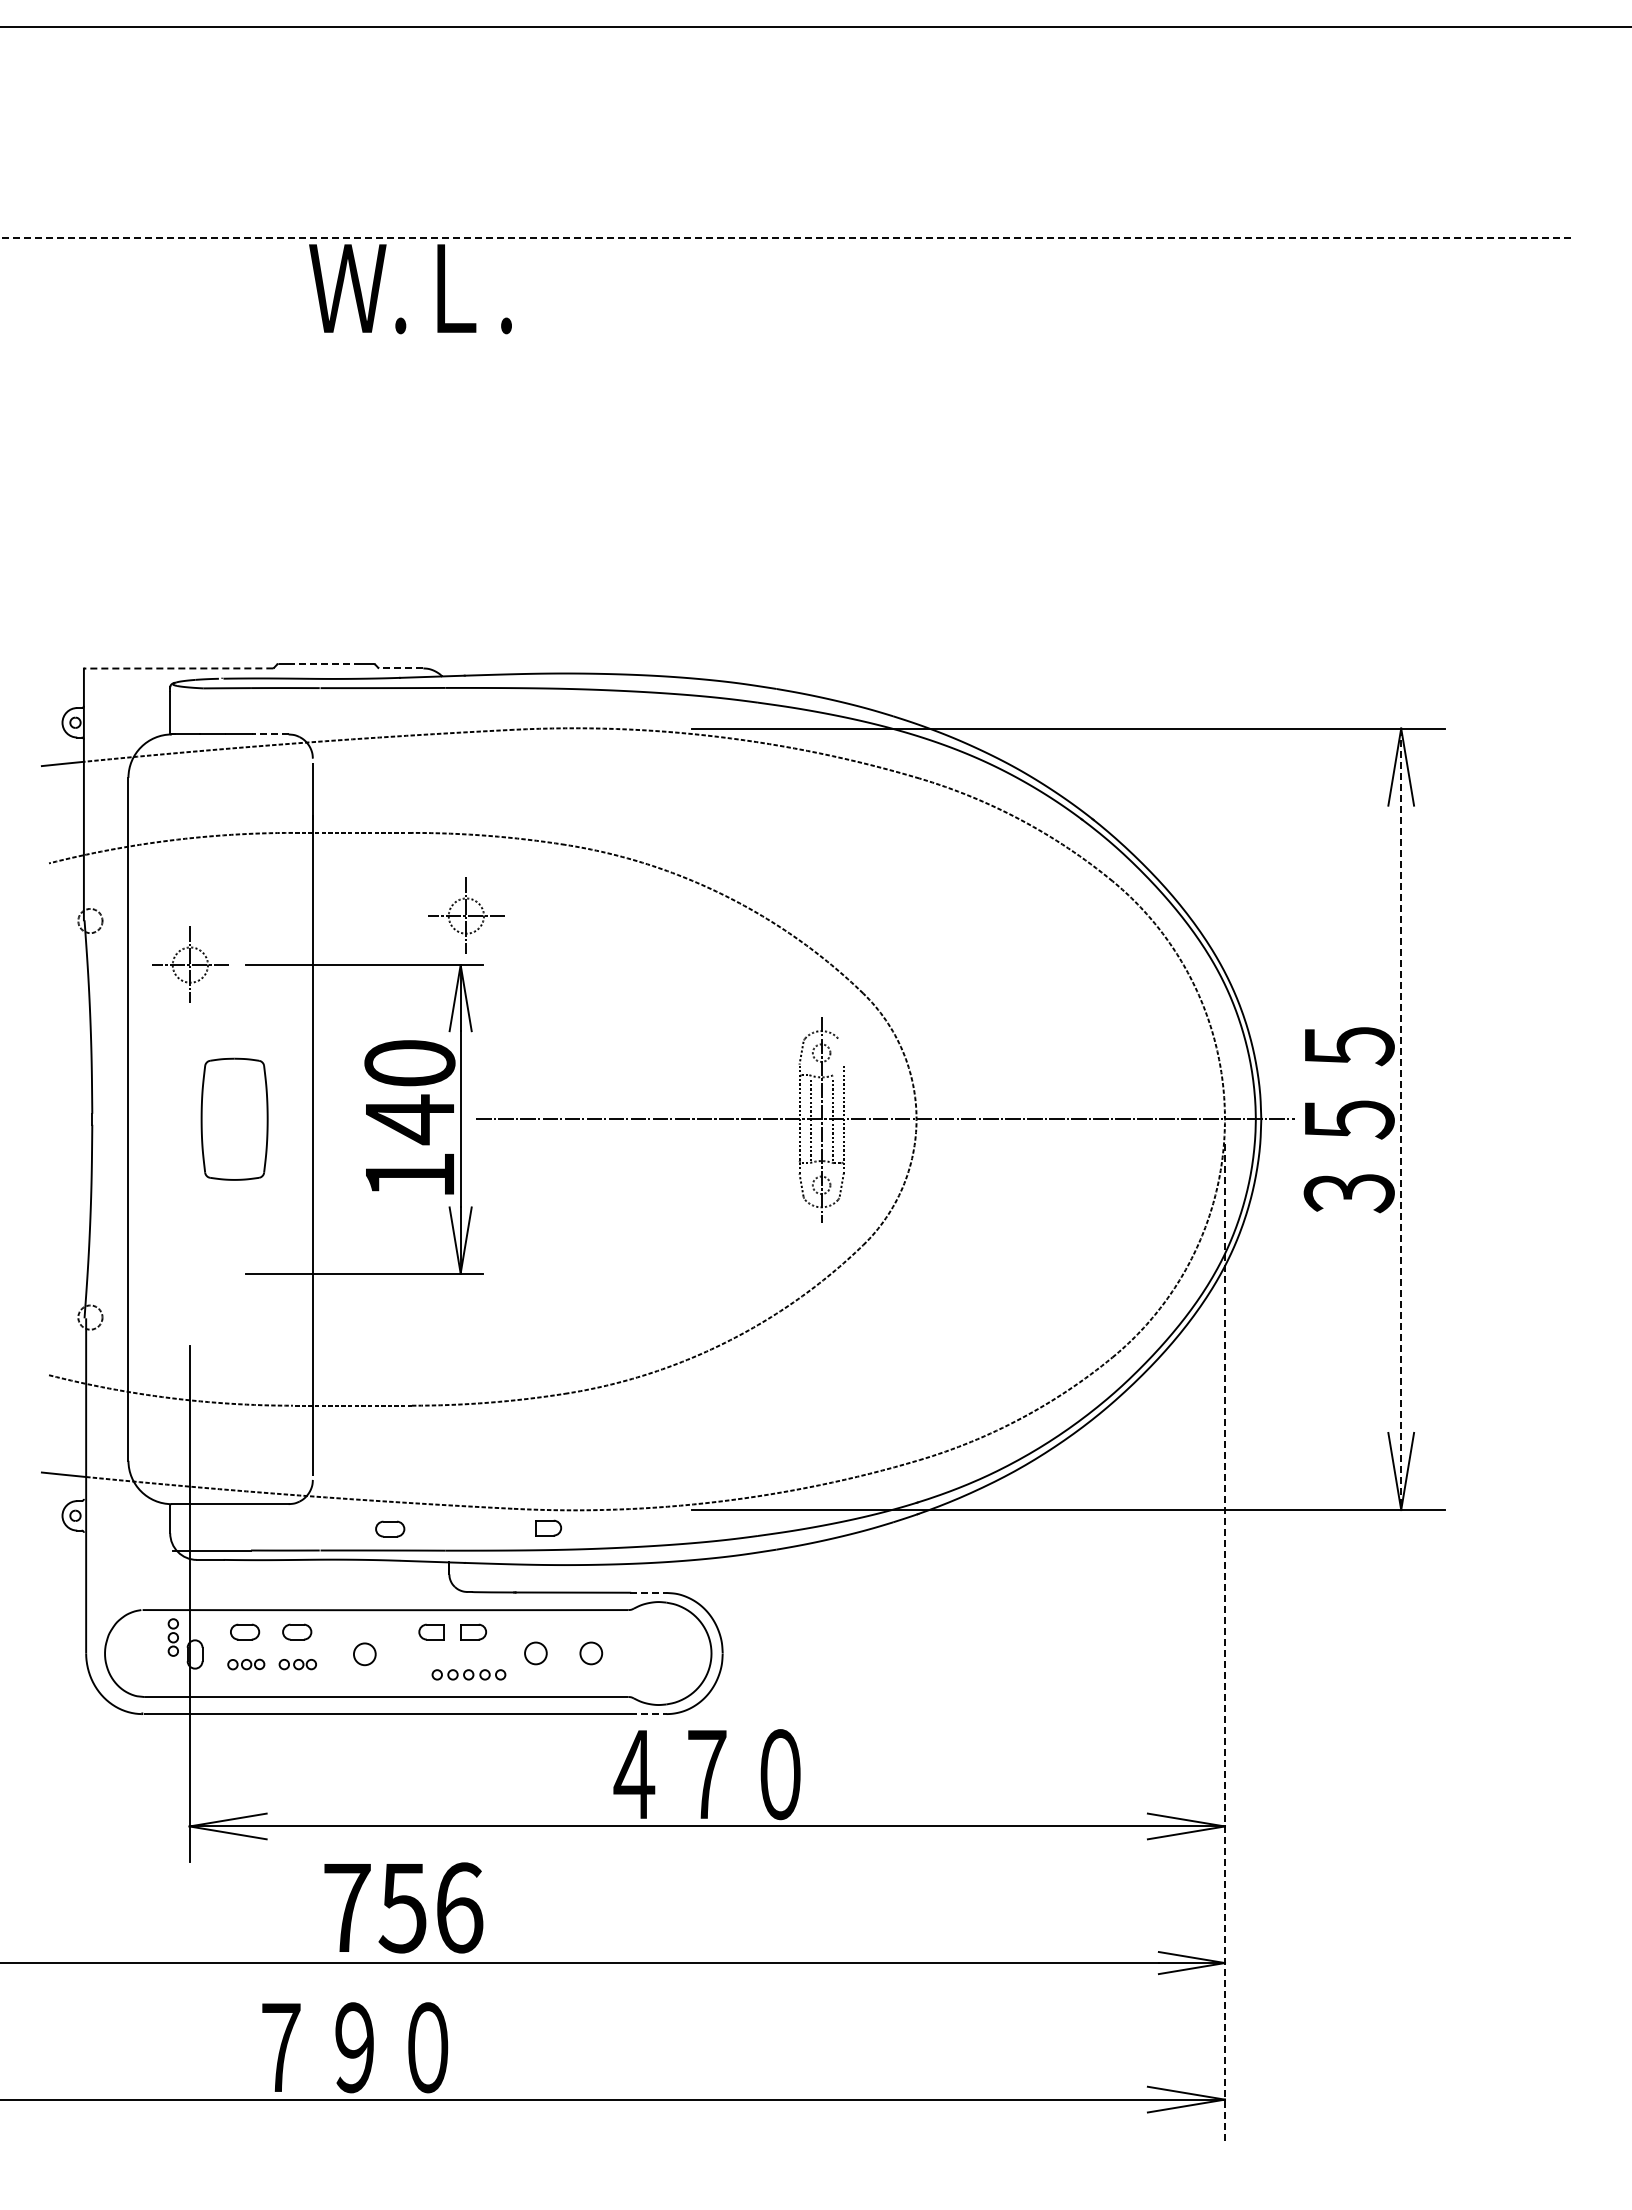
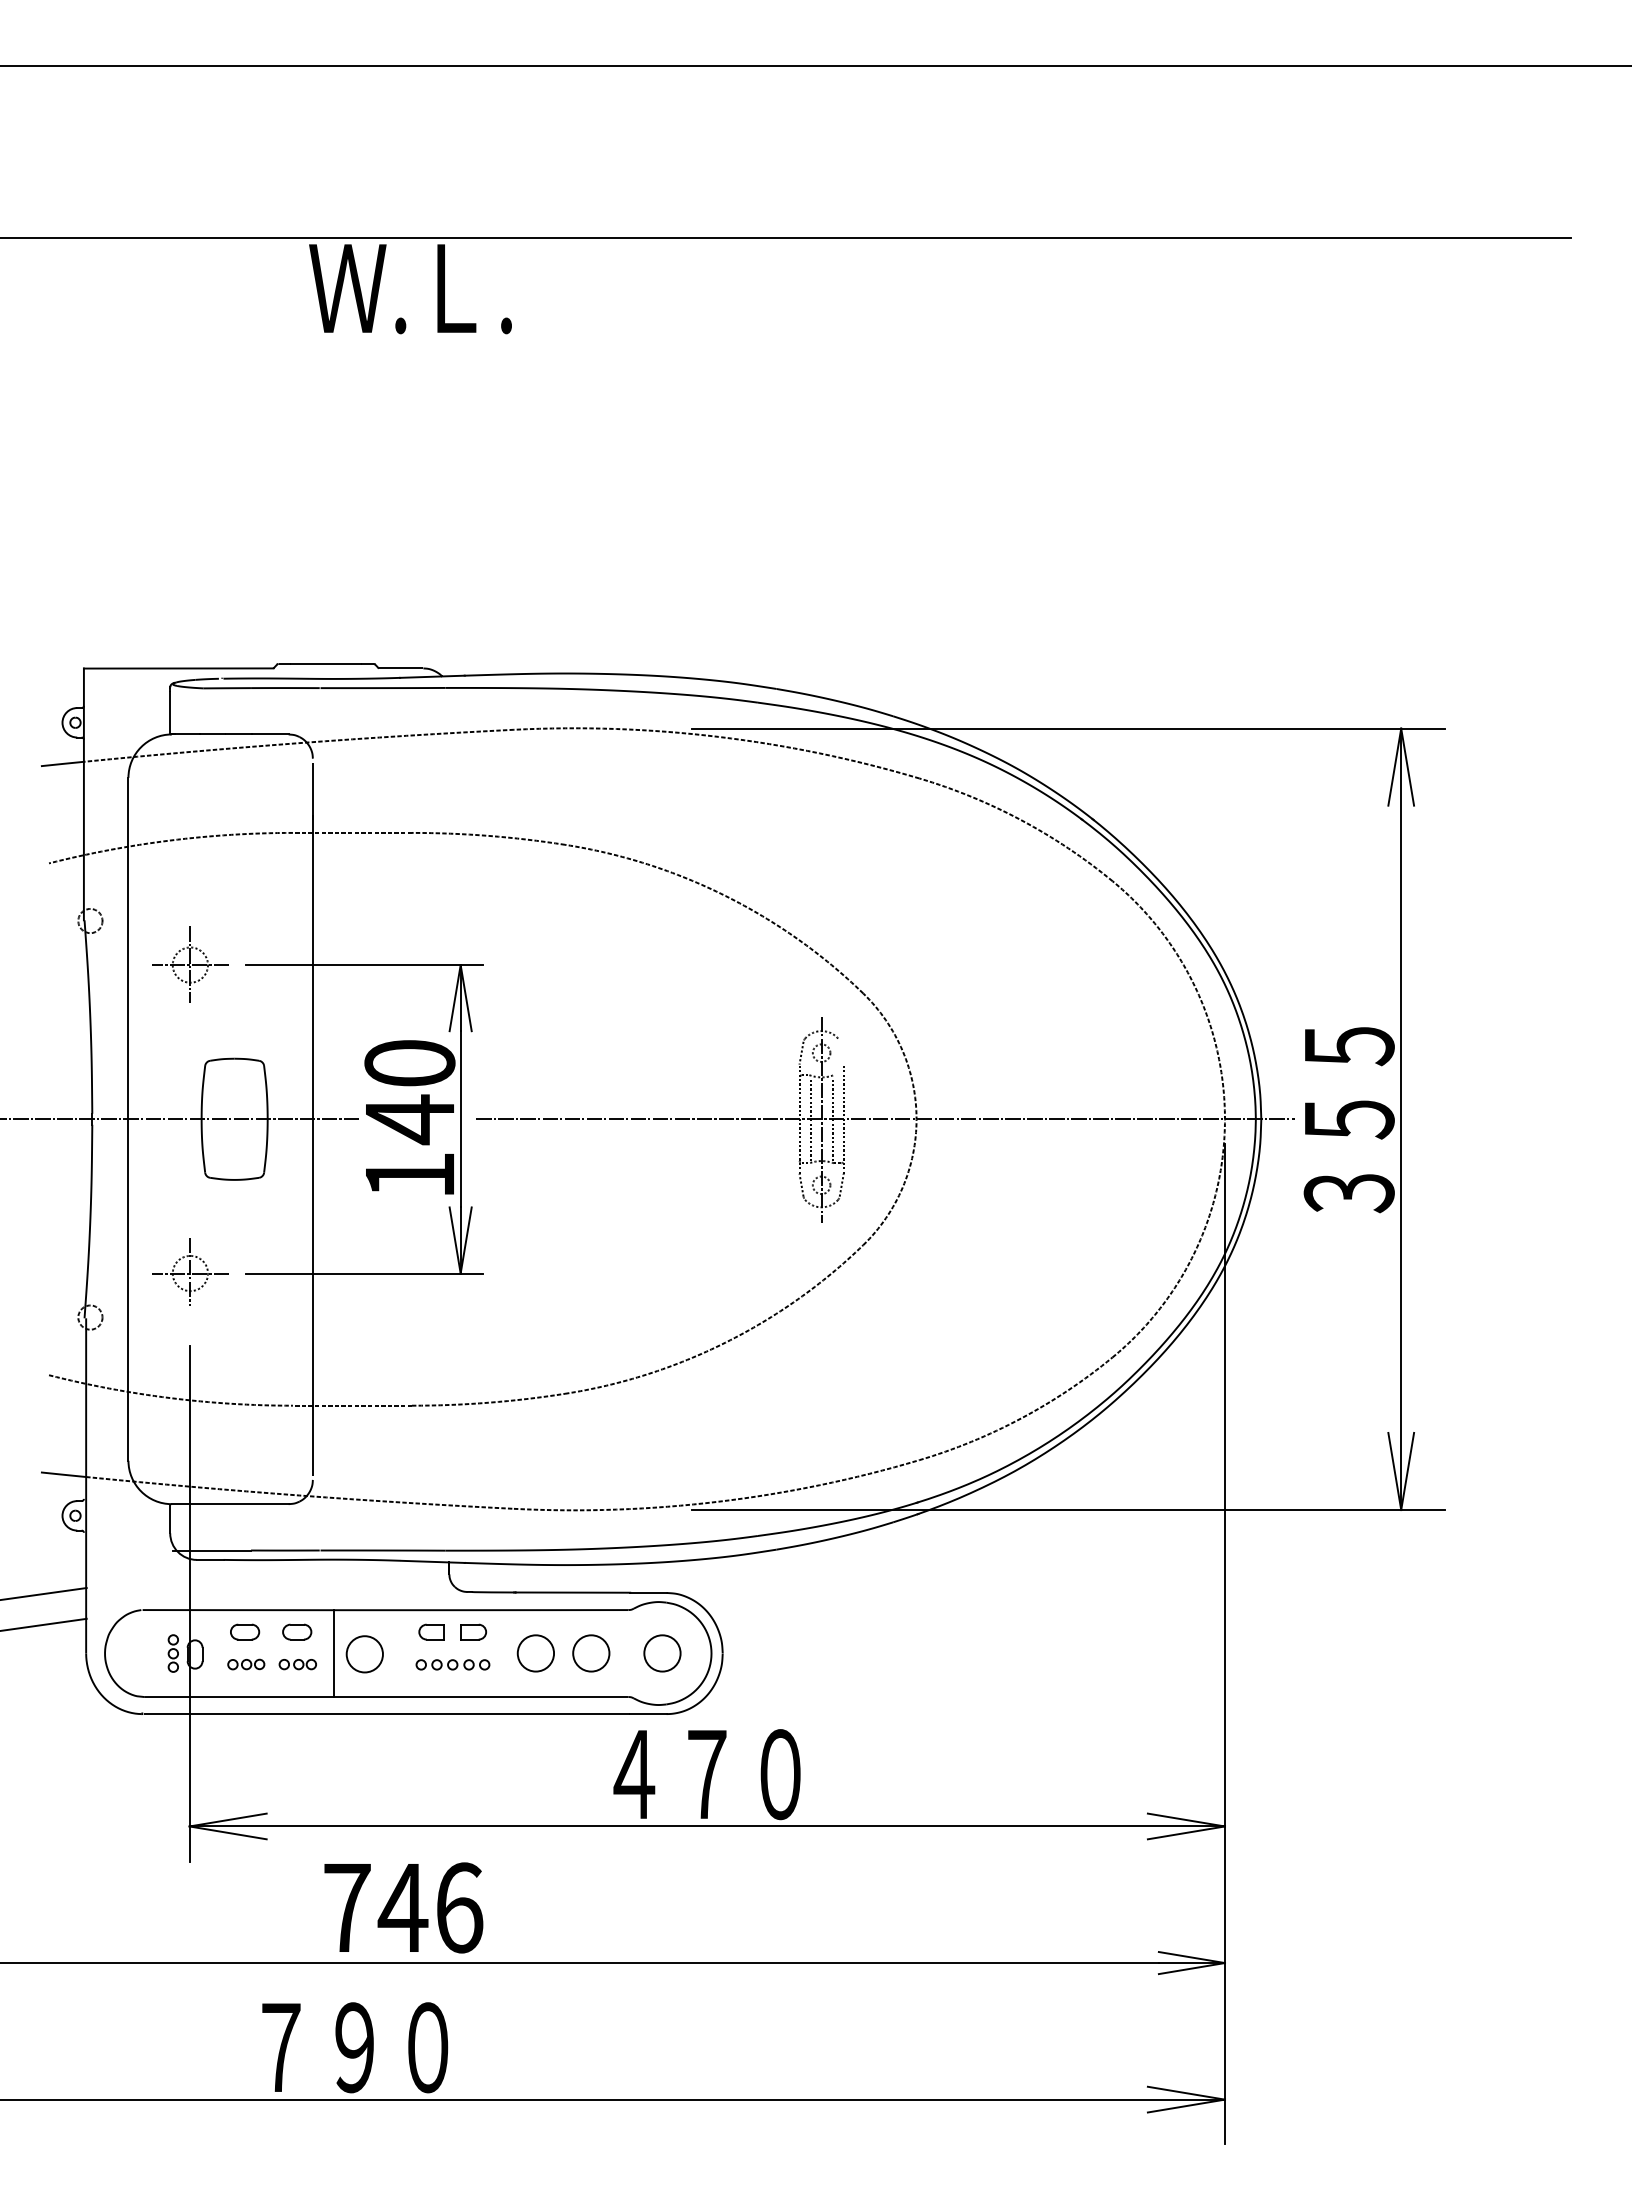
line position: (815, 27) -> (815, 66) (815, 66)
line: dashed -> solid (785, 238)
line: dashed -> solid (325, 663)
line: dashed -> solid (178, 668)
line: dashed -> solid (401, 668)
line: dashed -> solid (270, 734)
part: present -> none (466, 915)
line: none -> present (180, 1119)
line: dashed -> solid (1401, 1119)
part: none -> present (190, 1271)
part: present -> none (548, 1527)
part: present -> none (390, 1528)
line: dashed -> solid (648, 1592)
line: none -> present (44, 1593)
line: none -> present (44, 1624)
part position: (172, 1637) -> (172, 1653) (172, 1653)
line: dashed -> solid (1224, 1644)
line: none -> present (334, 1653)
circle diameter: 22 px -> 36 px (535, 1653)
circle diameter: 22 px -> 36 px (591, 1653)
circle: none -> present (662, 1653)
circle diameter: 22 px -> 36 px (364, 1654)
part position: (468, 1674) -> (452, 1664) (452, 1664)
line: dashed -> solid (648, 1714)
text: 756 -> 746 (402, 1908)
